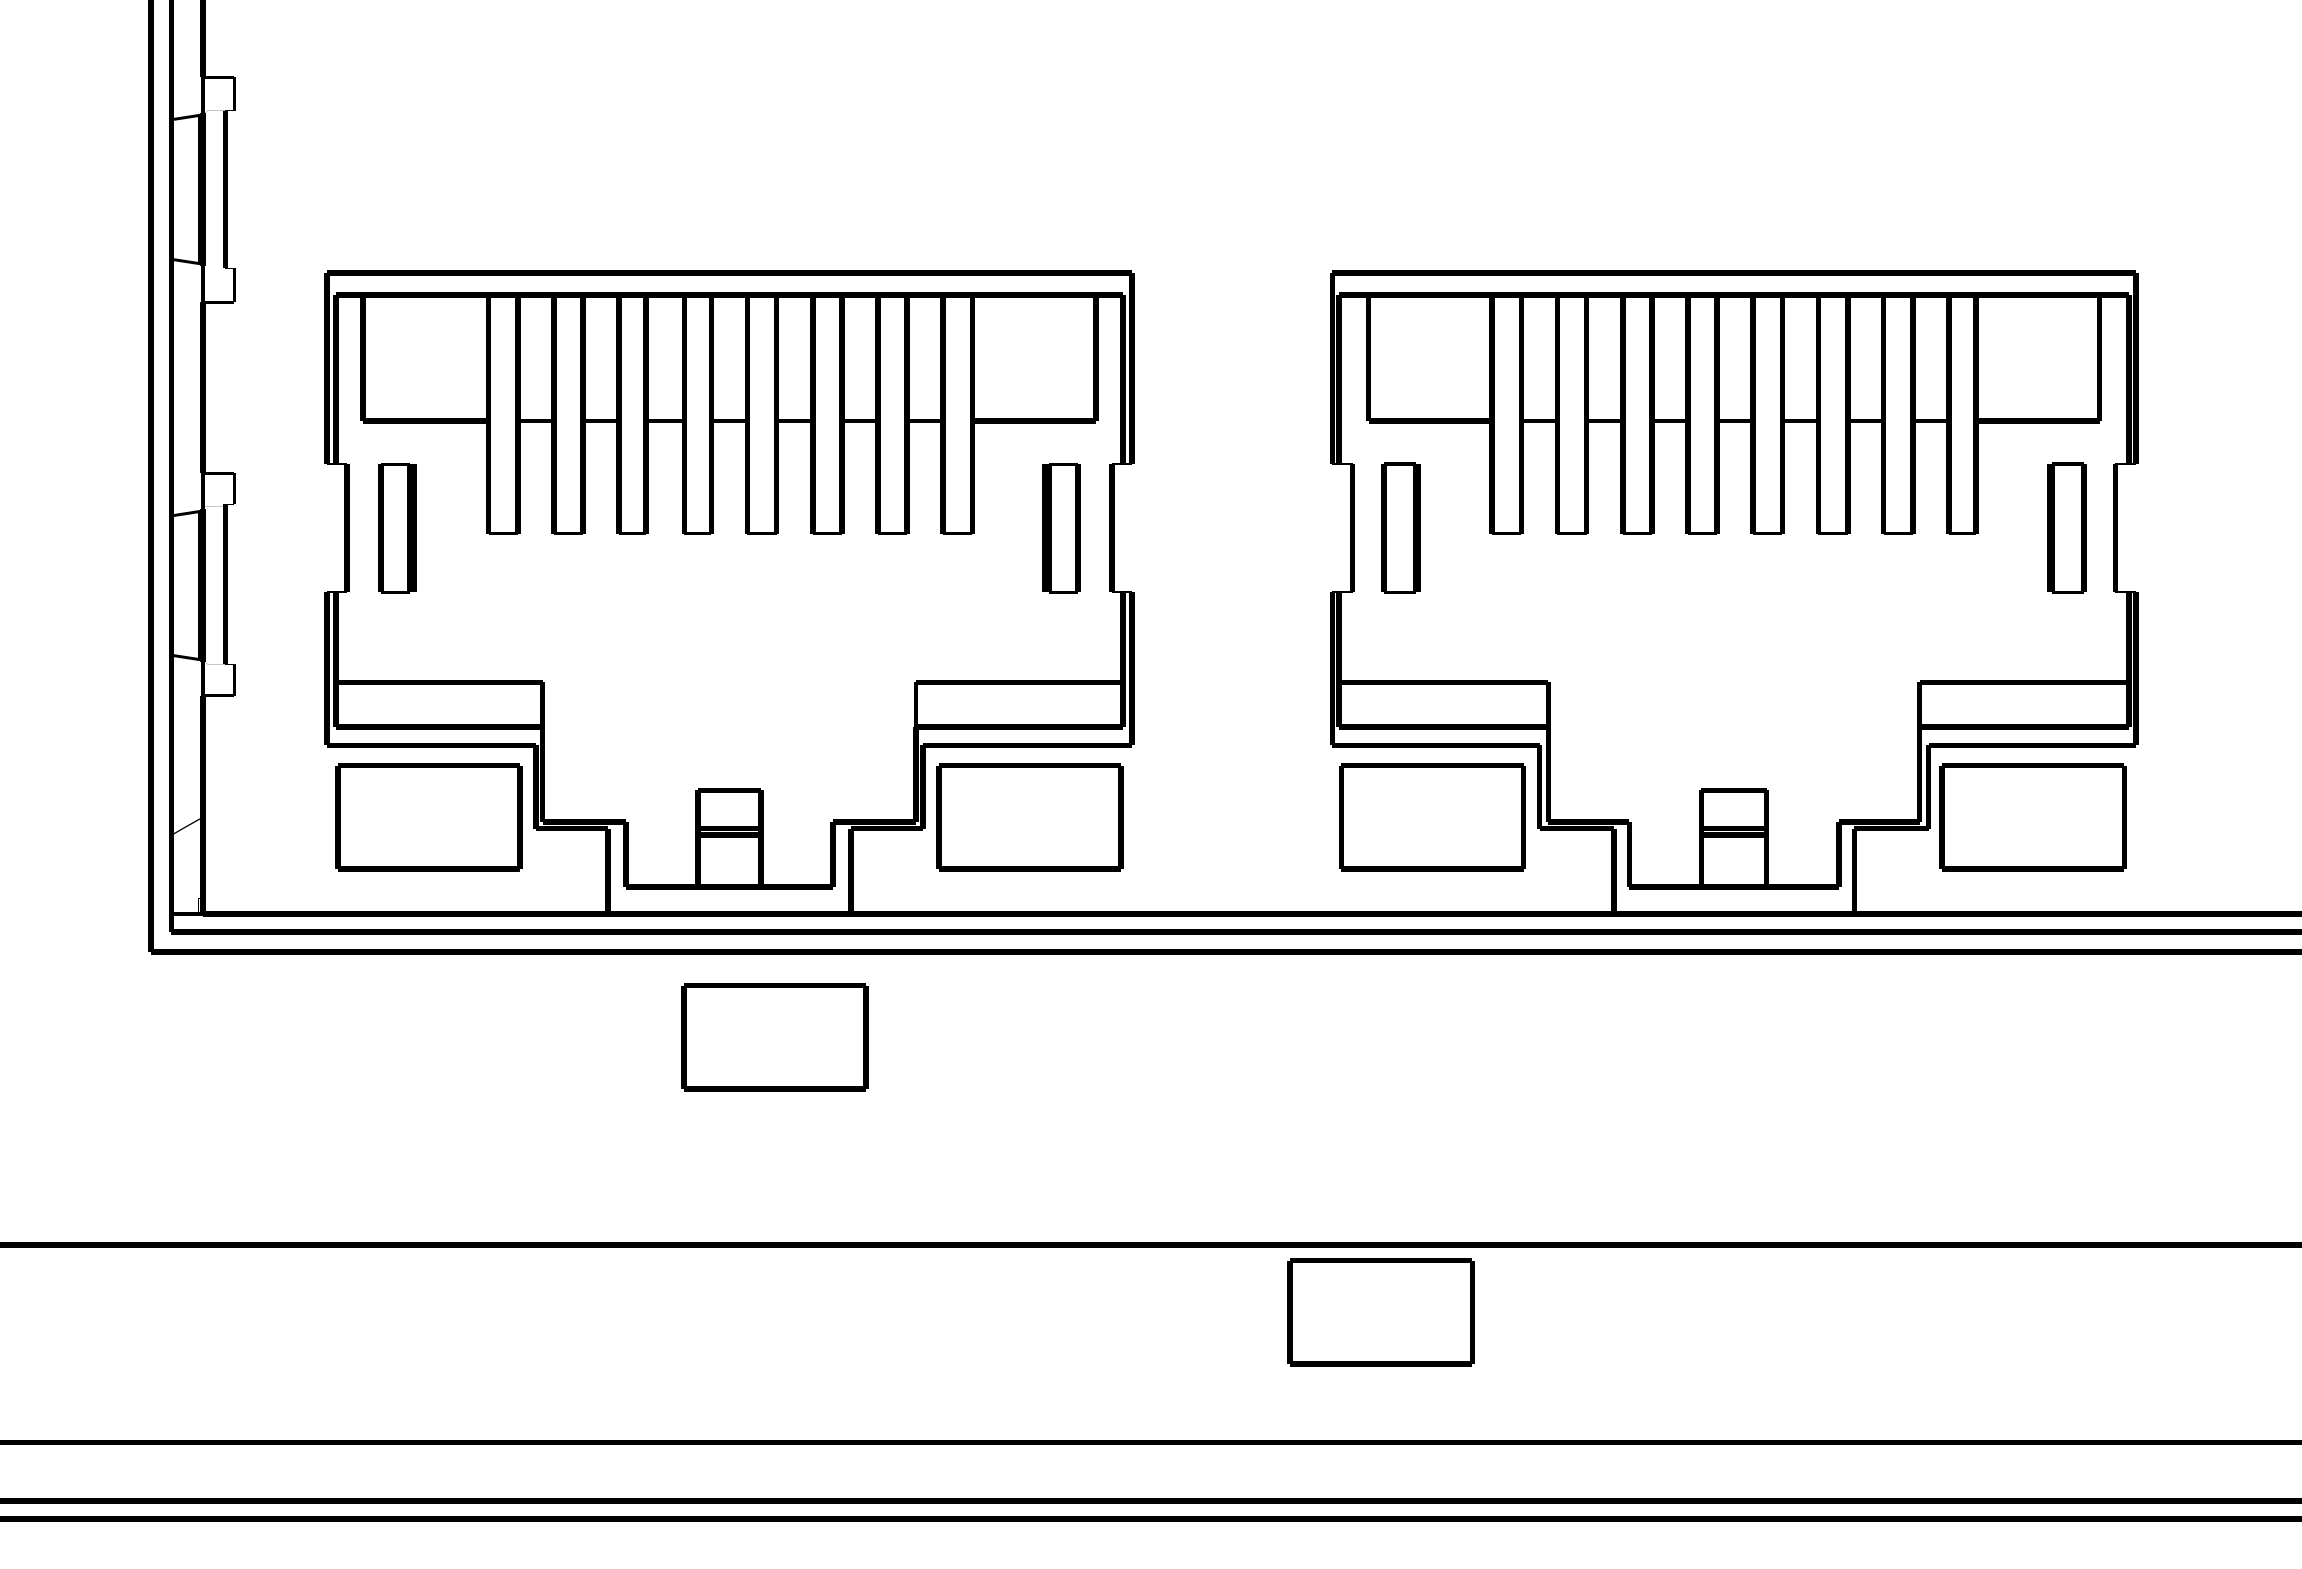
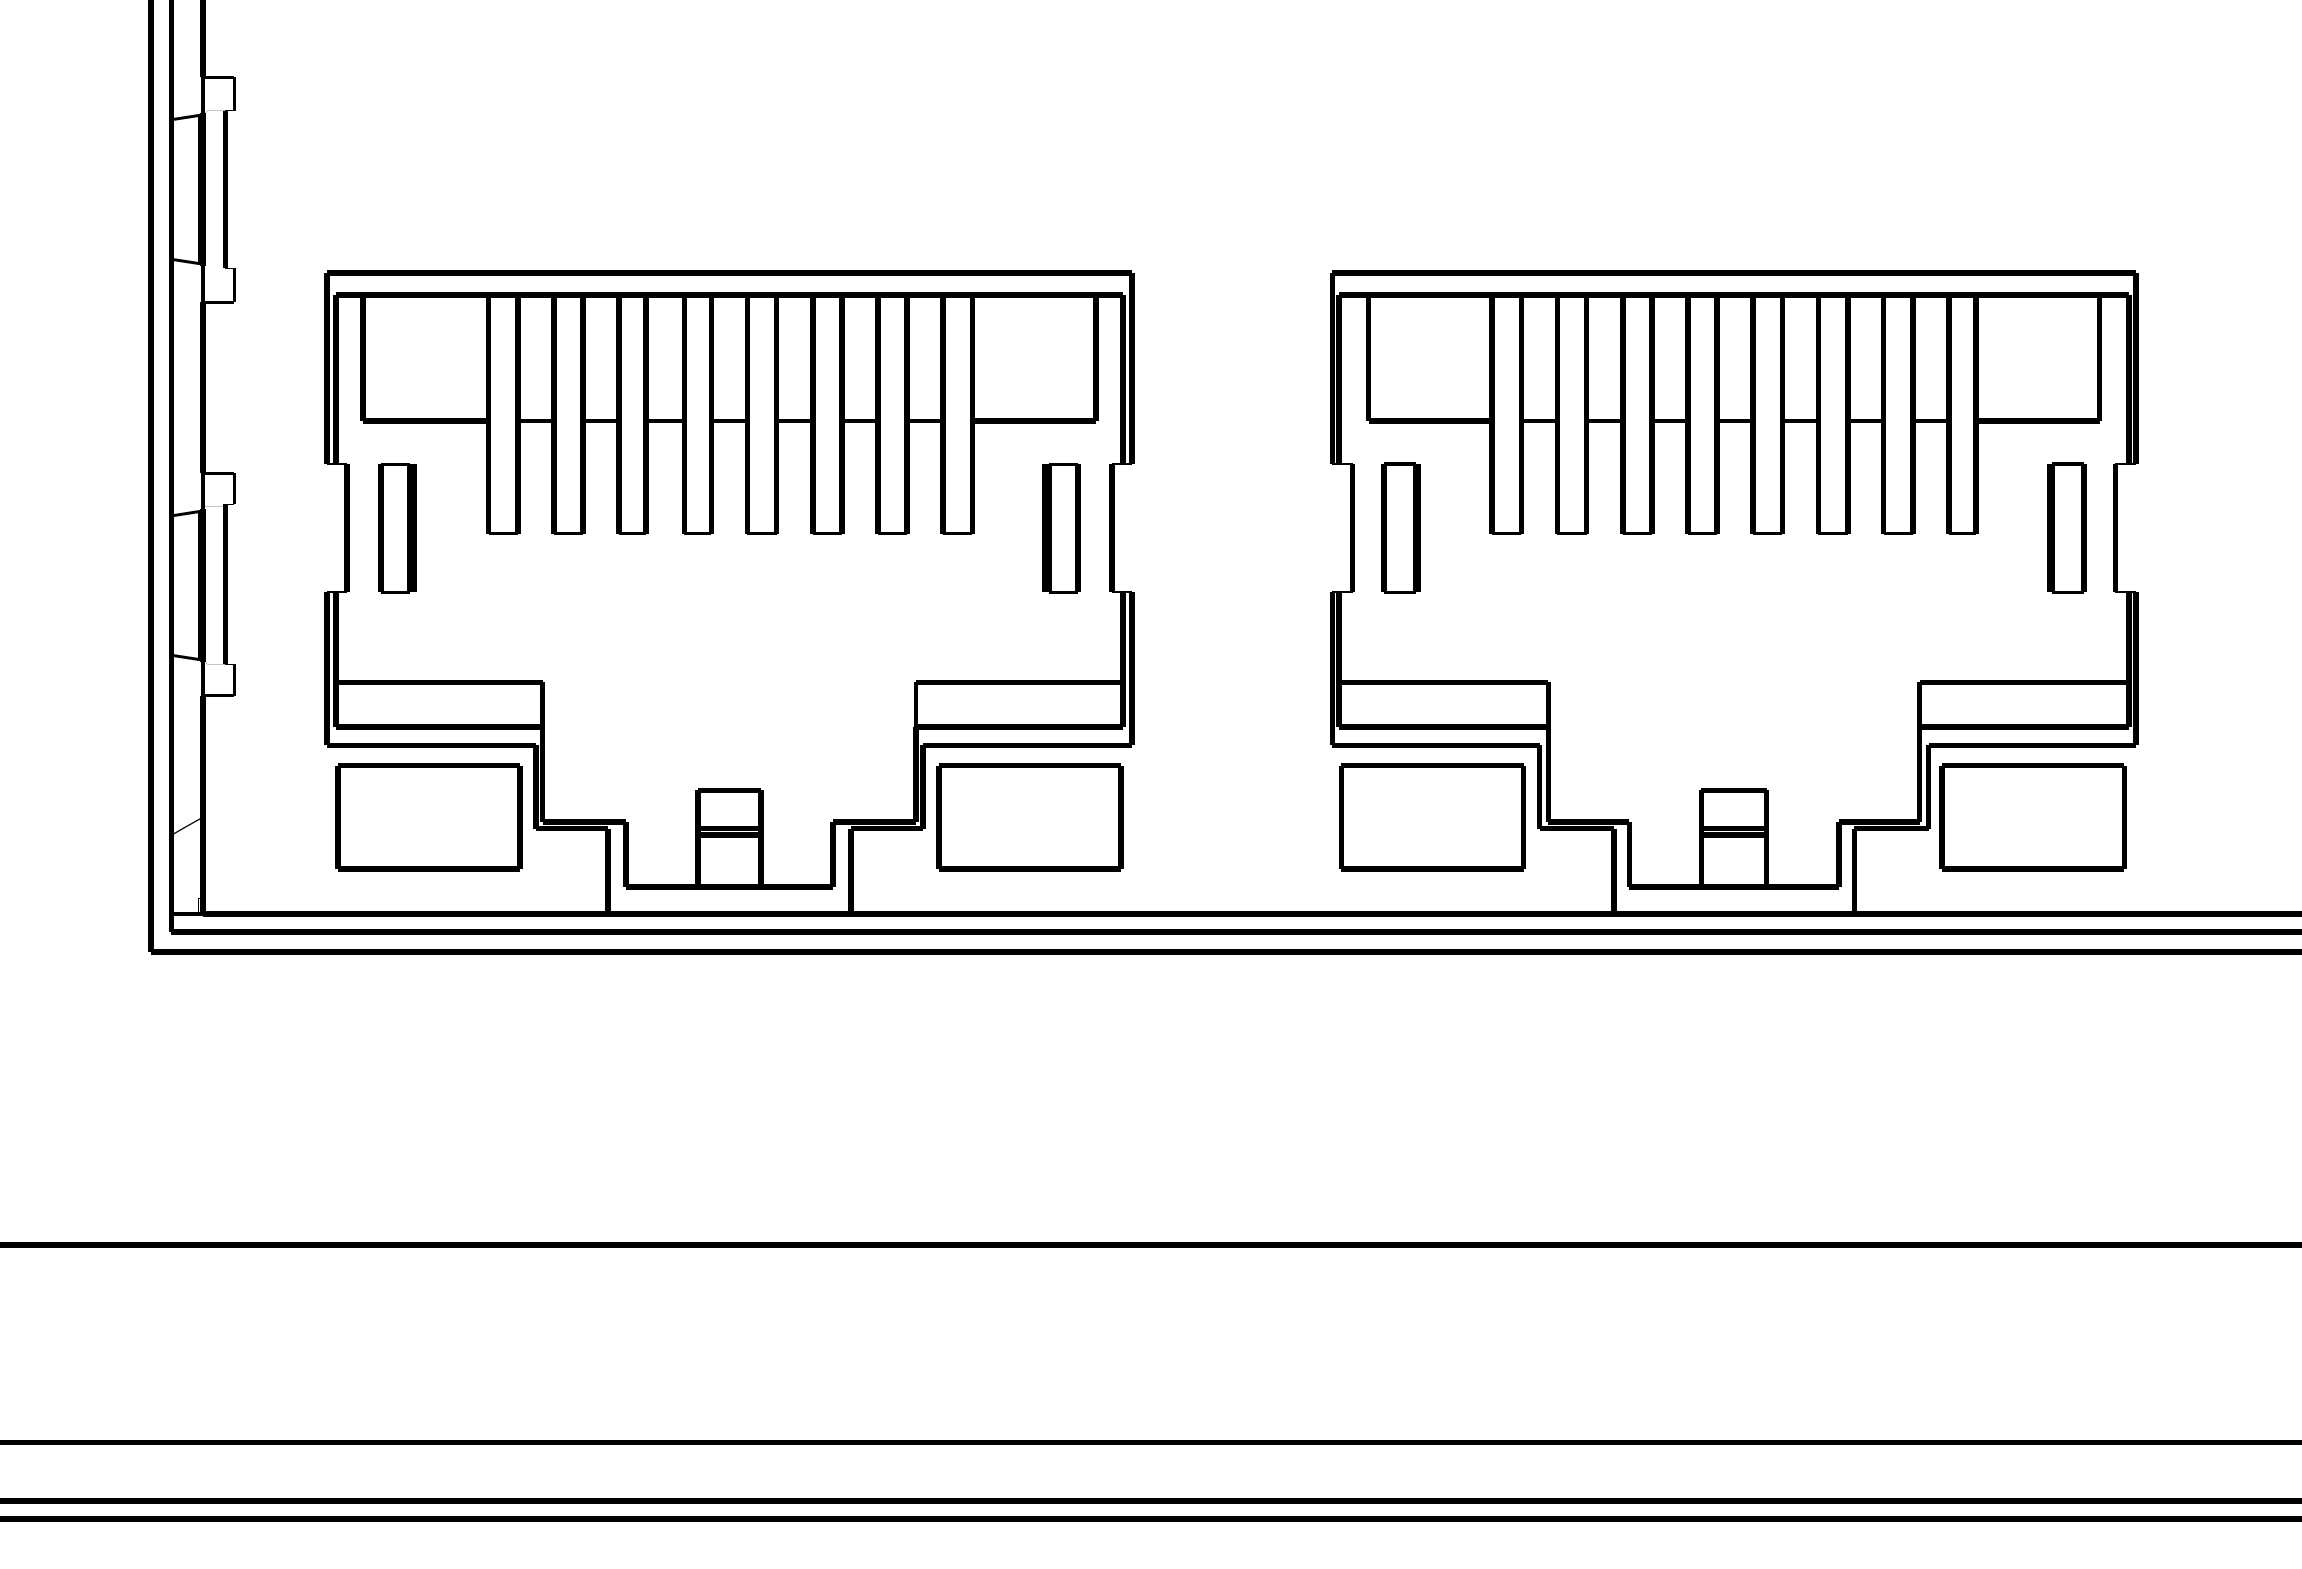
part: present -> none (774, 1037)
part: present -> none (1380, 1312)
